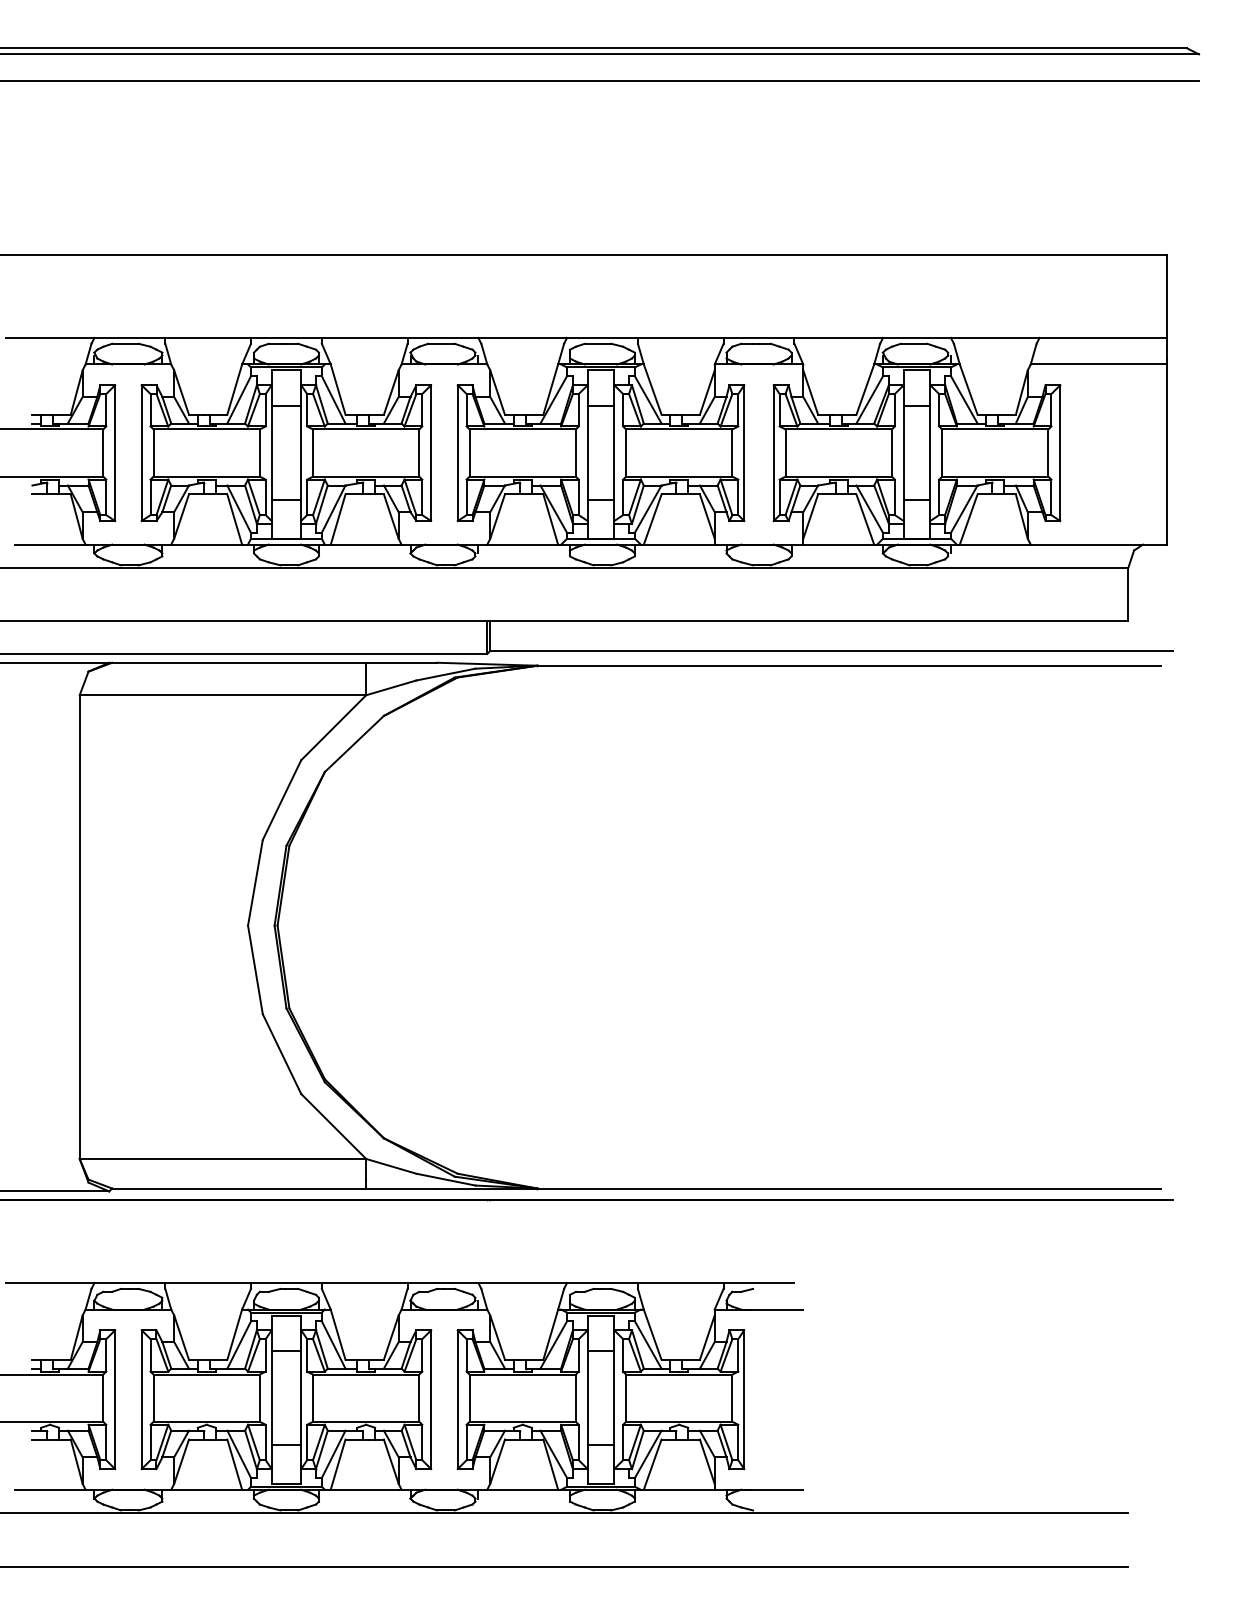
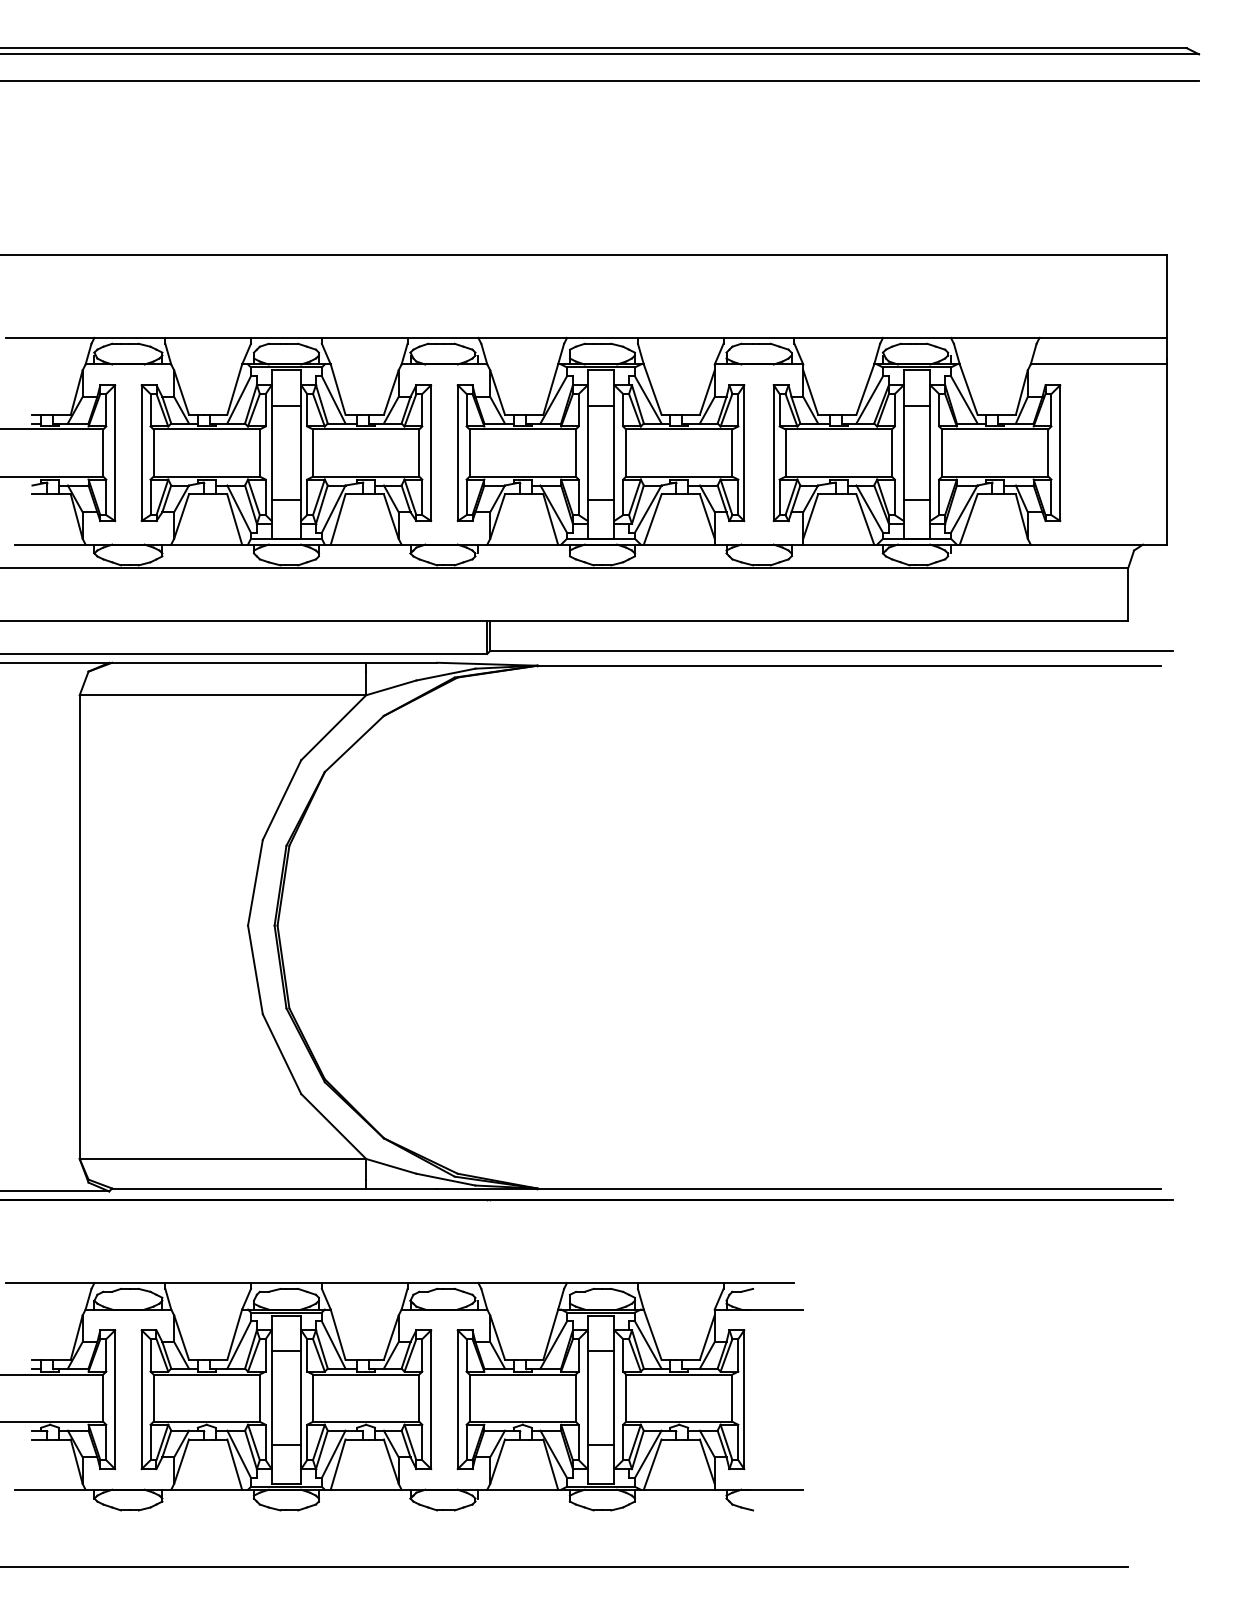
line: present -> none (565, 1513)
